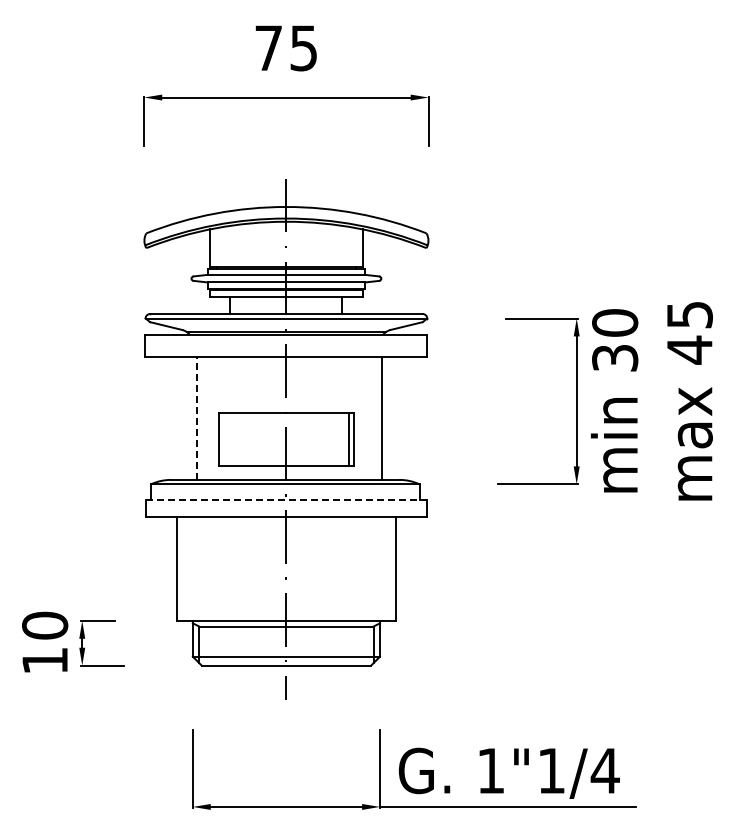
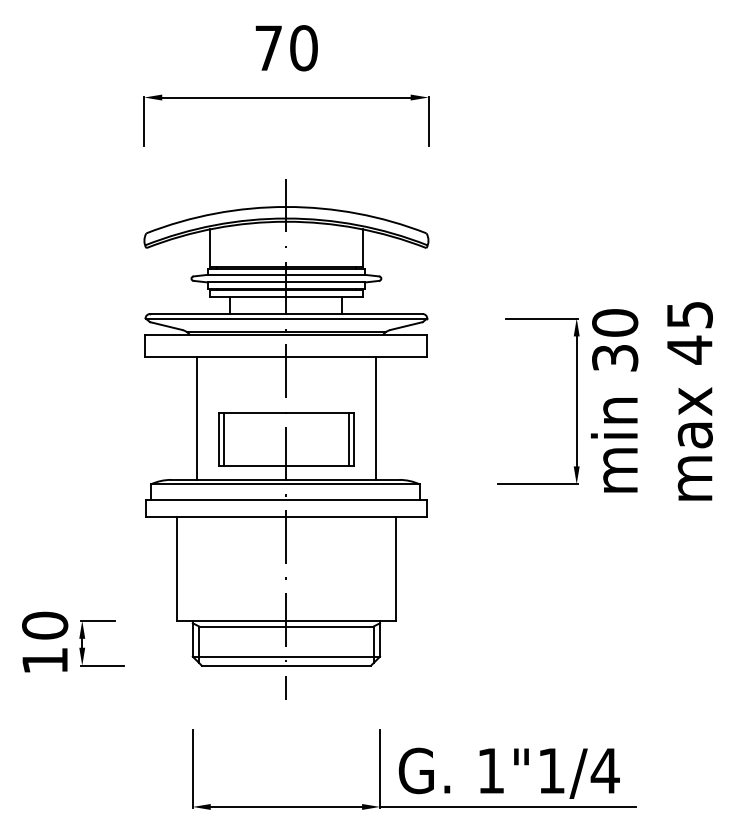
text: 75 -> 70 (303, 48)
line: dashed -> solid (196, 418)
line position: (381, 418) -> (375, 418) (375, 418)
line: none -> present (223, 439)
line: dashed -> solid (286, 500)
